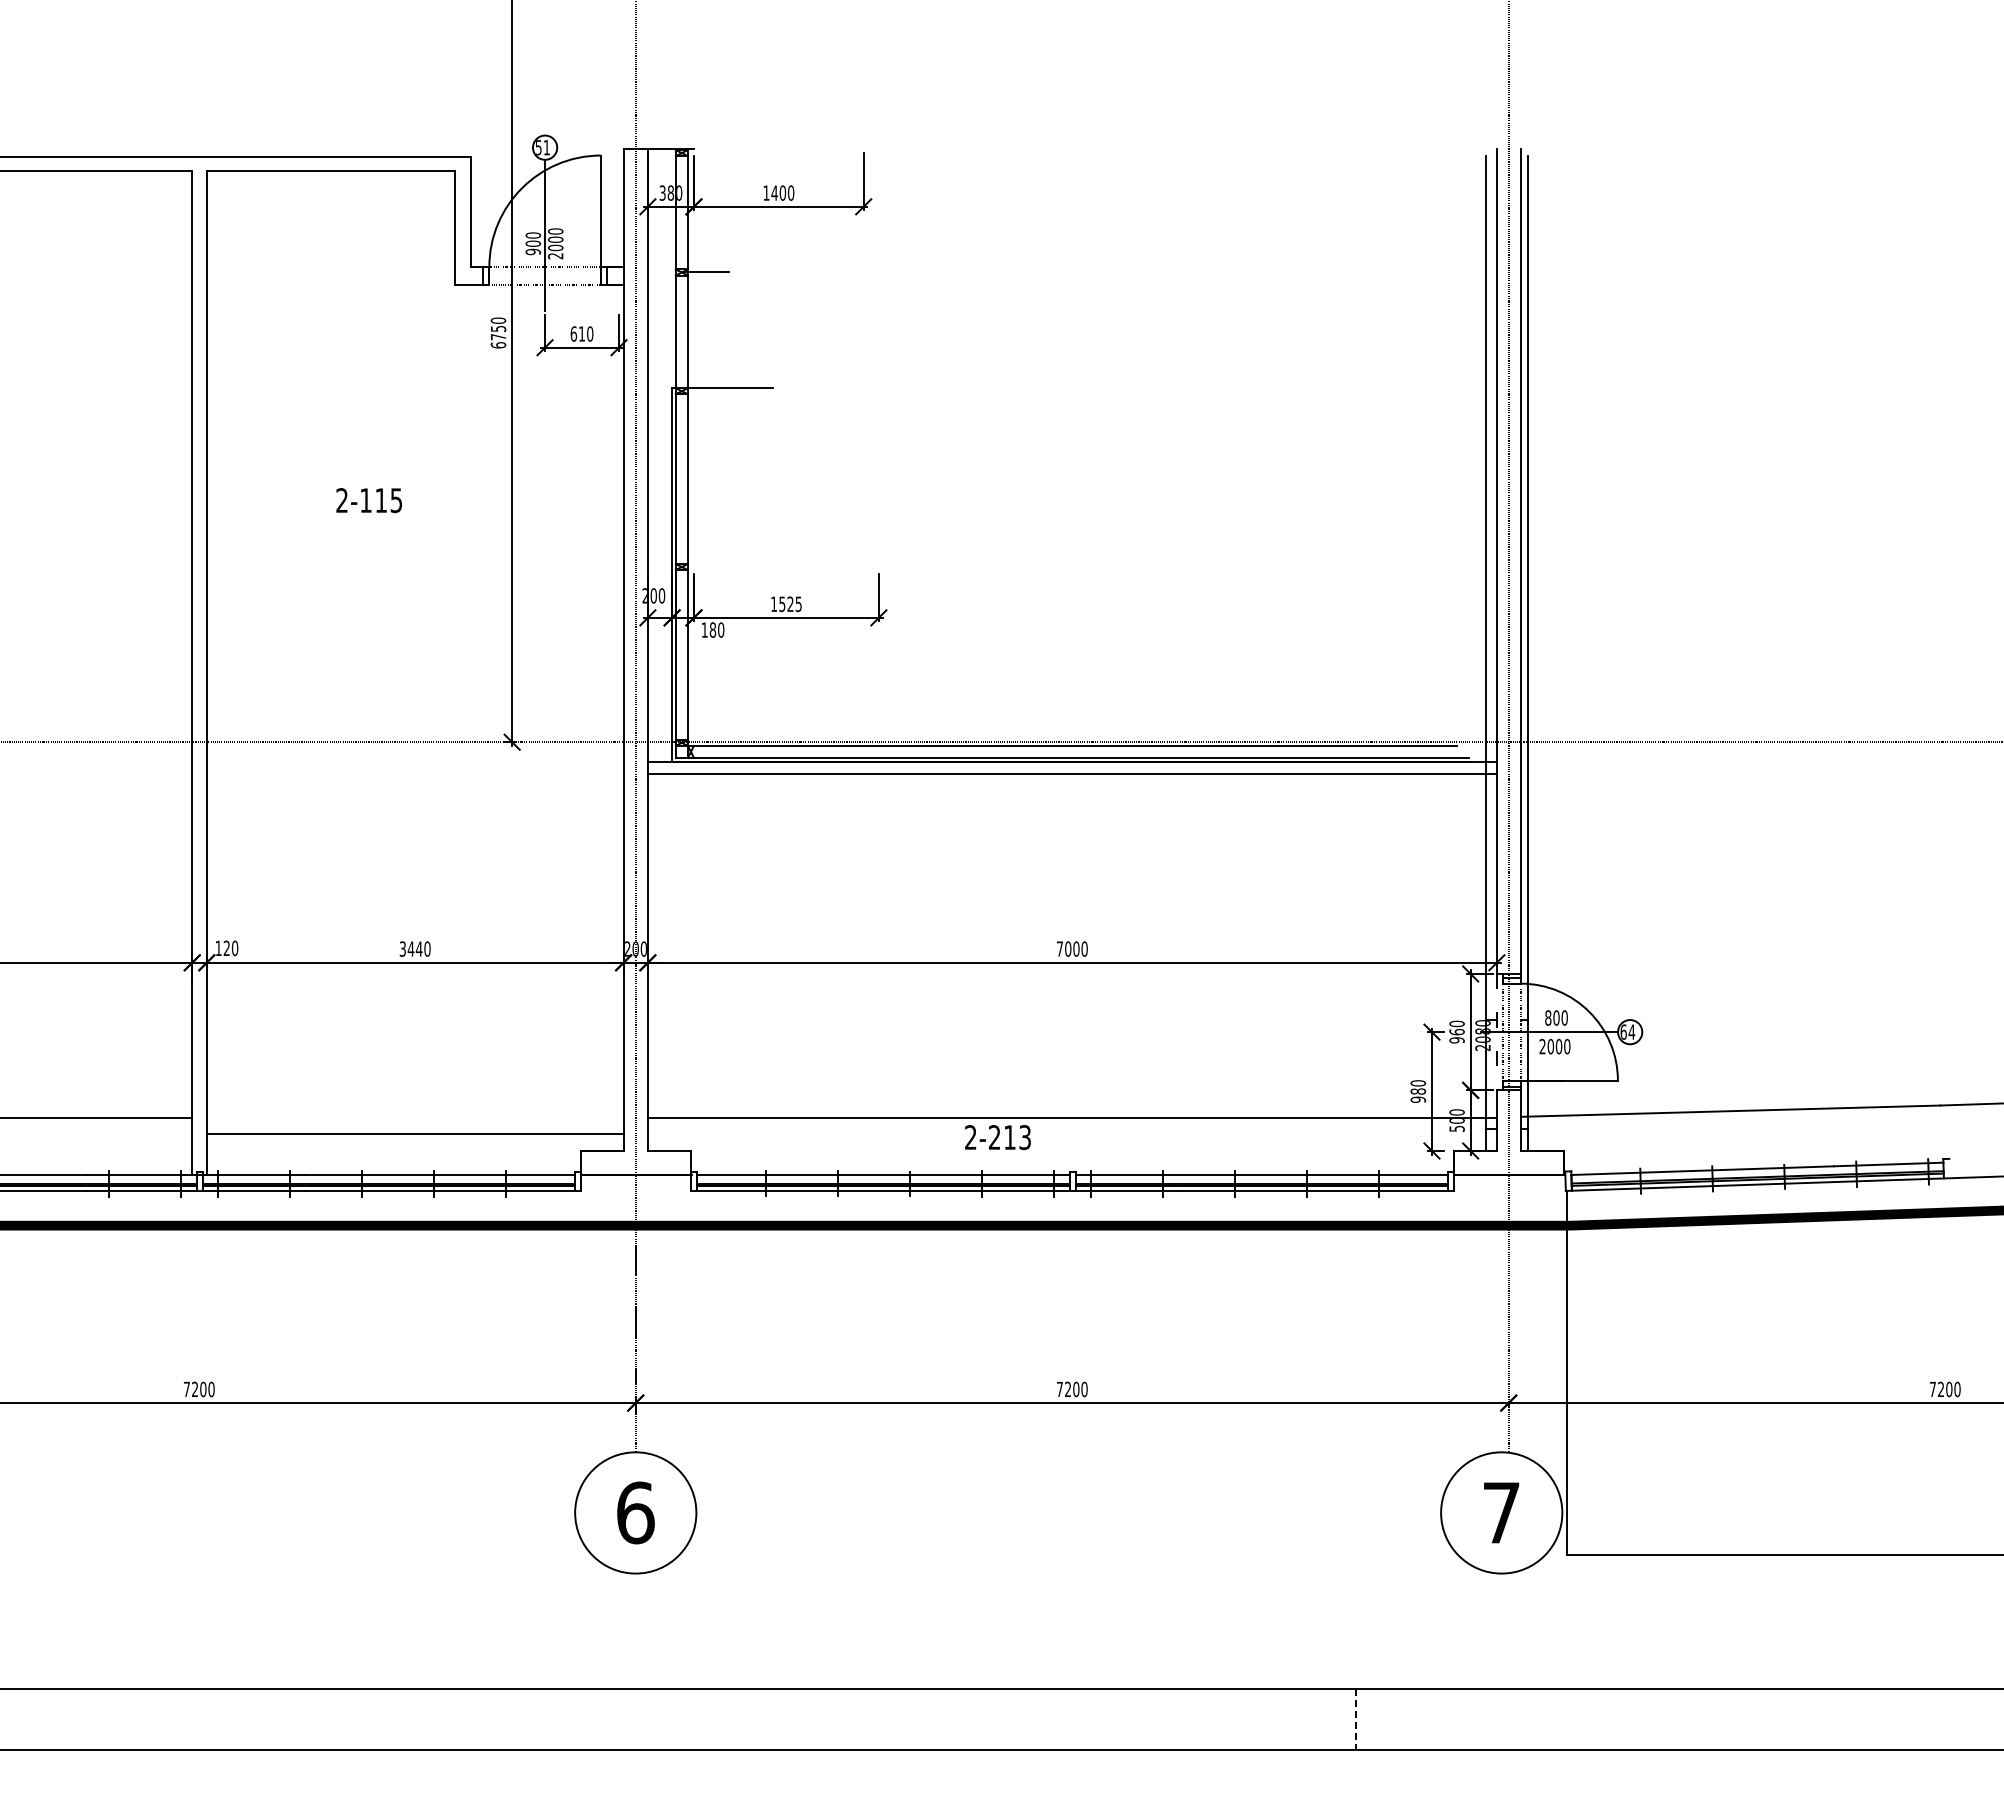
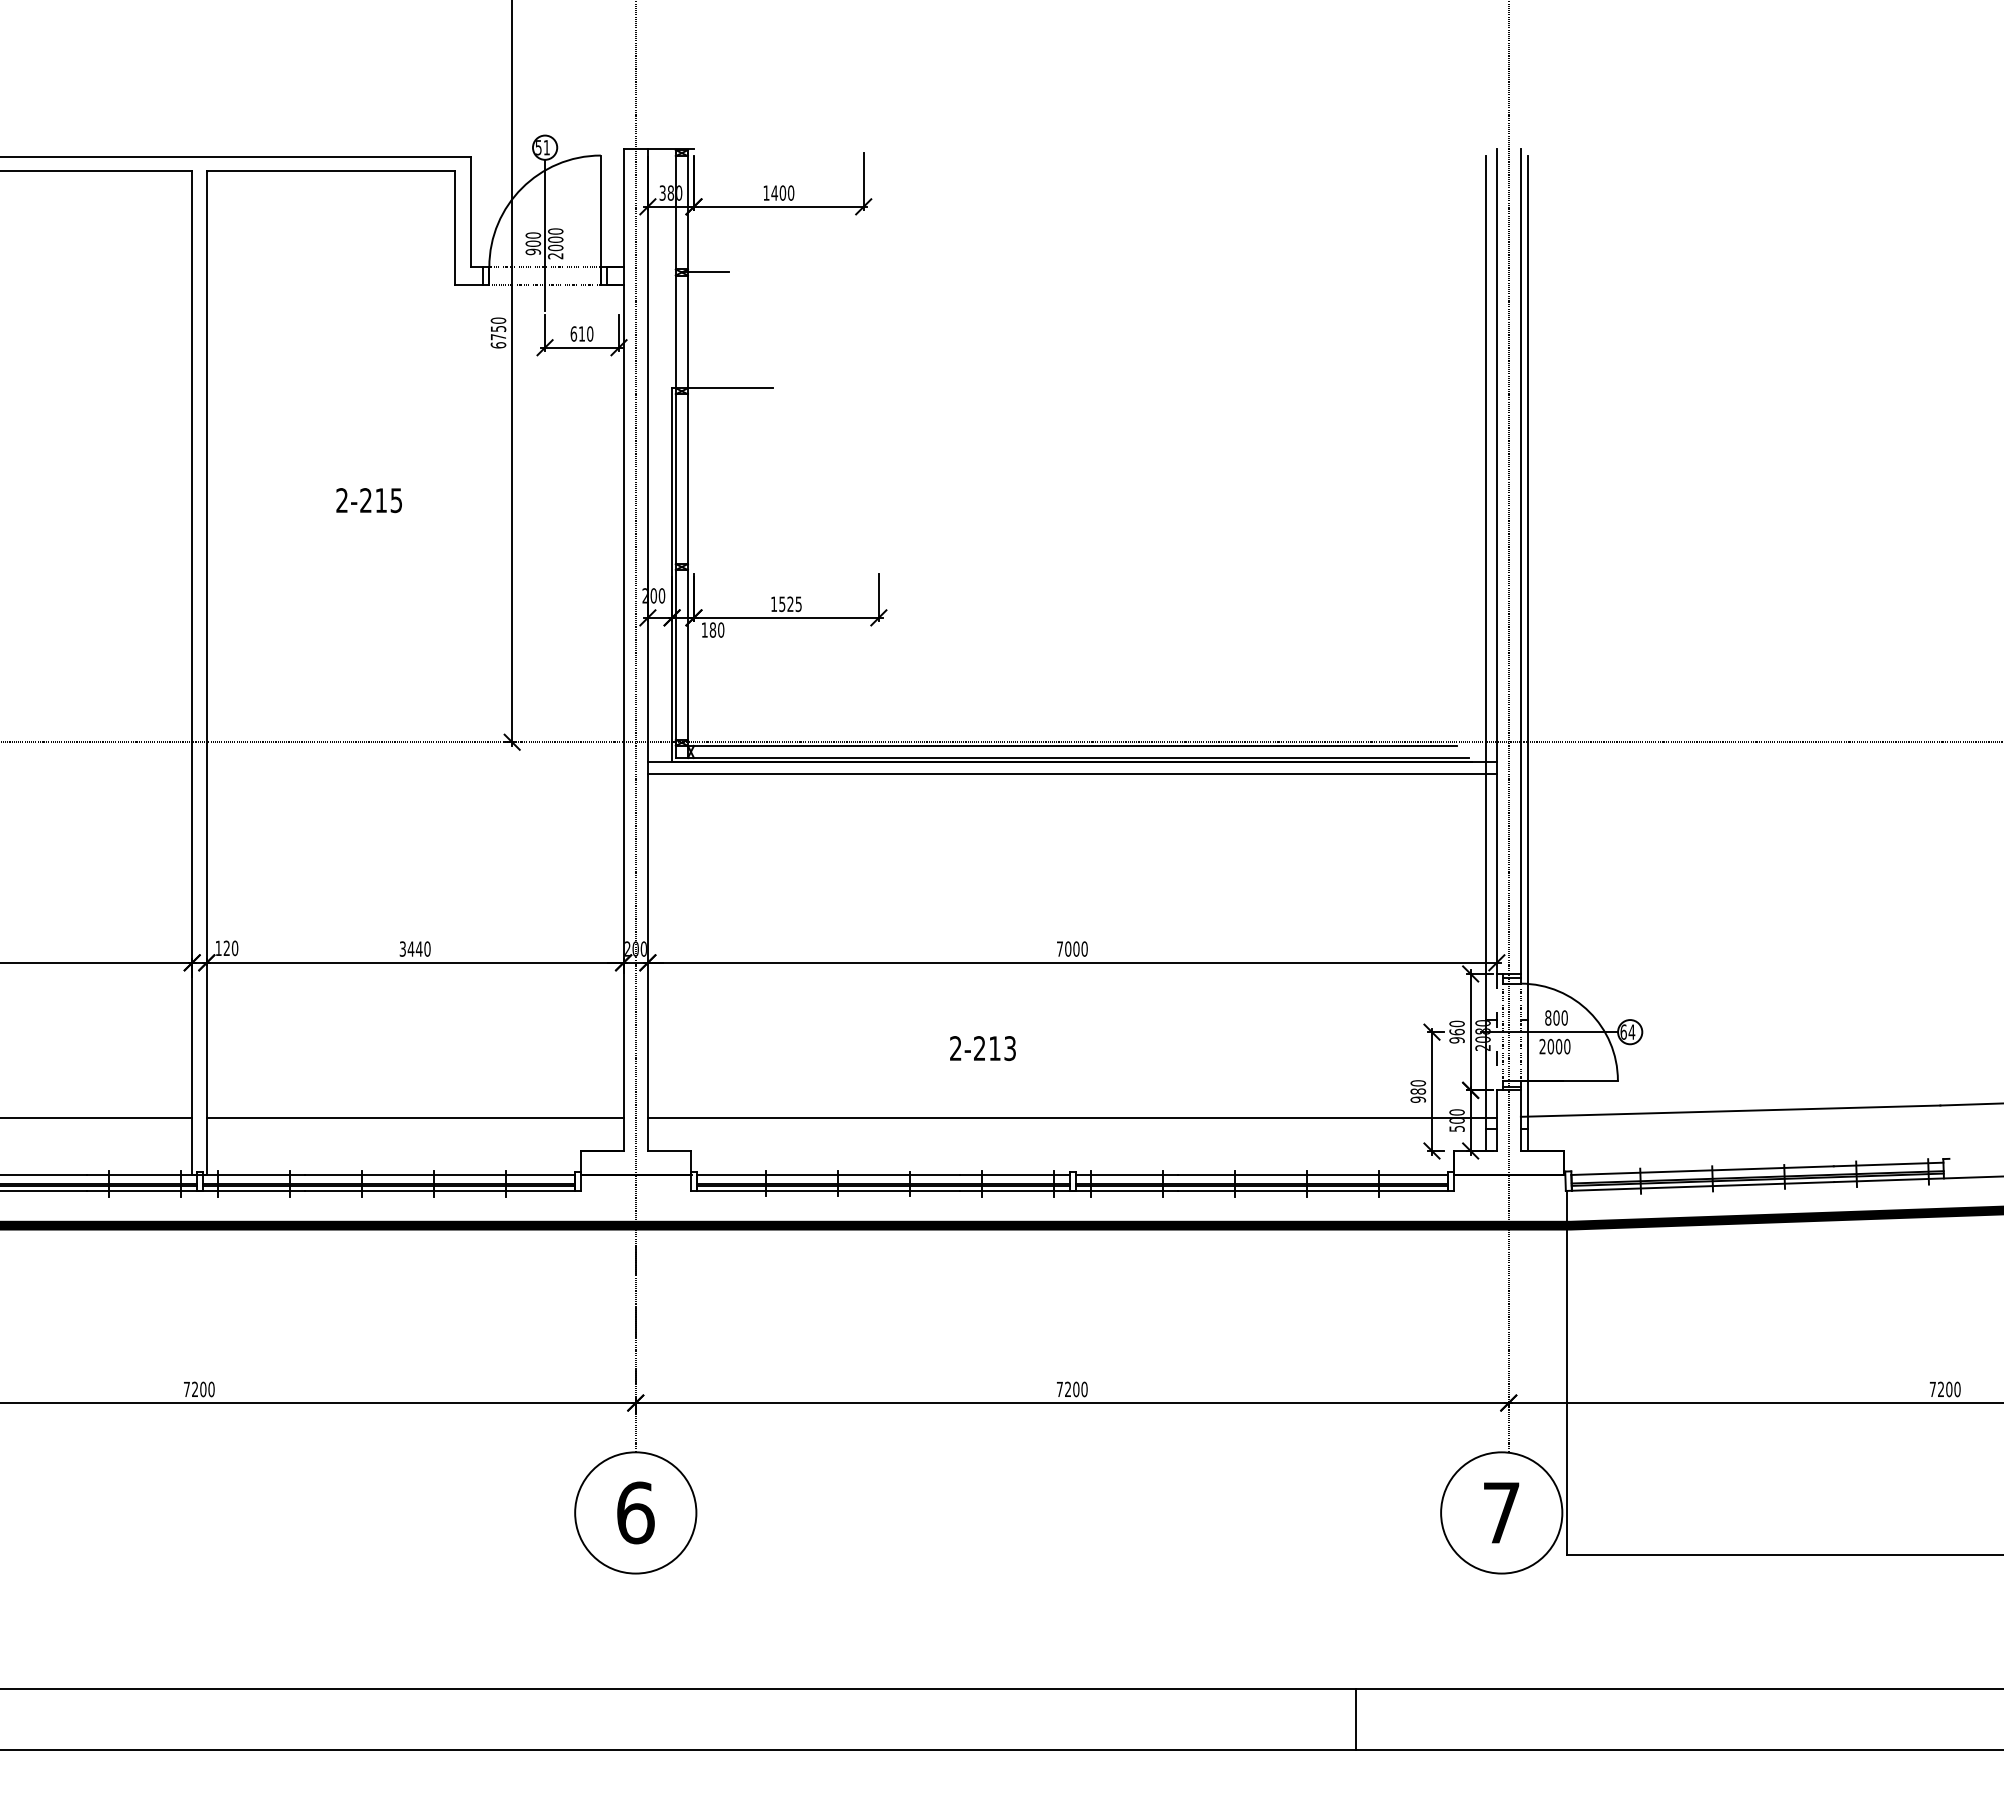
text: 2-115 -> 2-215 (365, 500)
line position: (414, 1134) -> (414, 1118) (414, 1118)
text position: (997, 1137) -> (982, 1048) (982, 1048)
line: dashed -> solid (1356, 1720)
